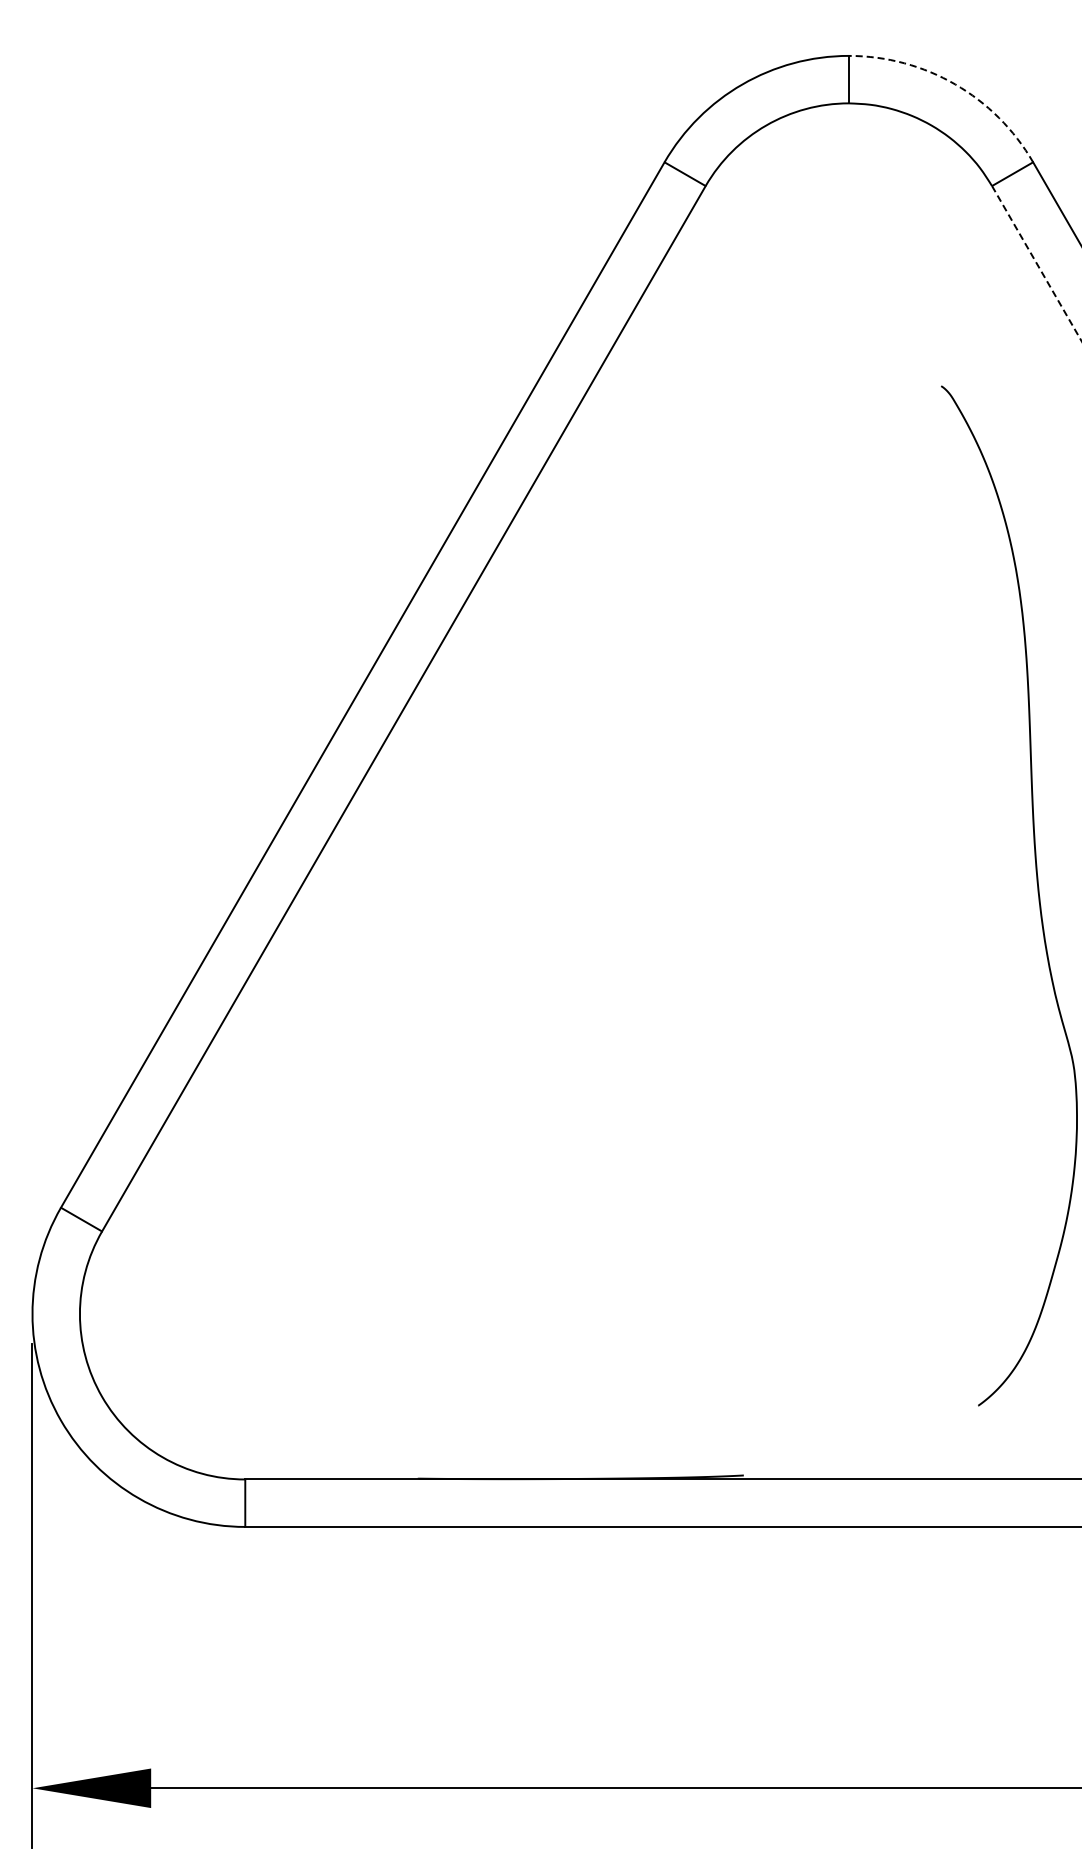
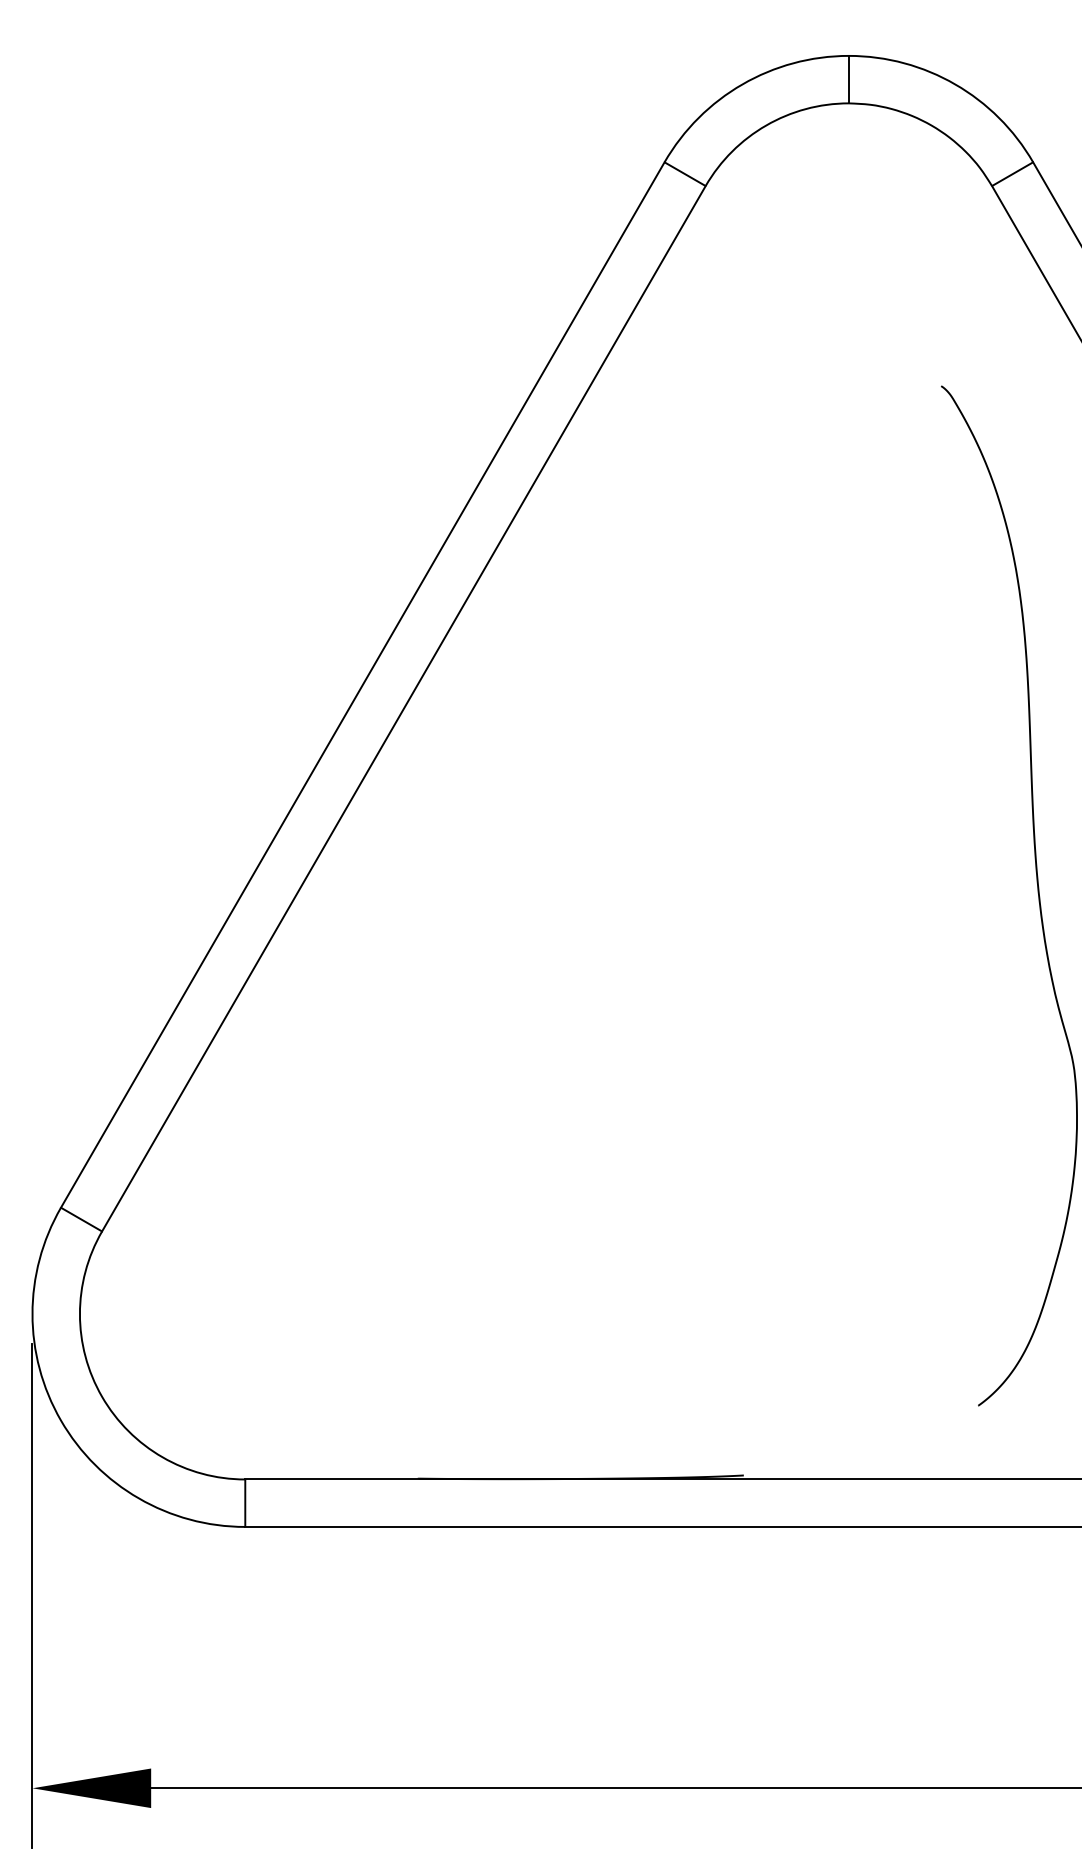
arc: dashed -> solid (955, 84)
line: dashed -> solid (1037, 263)
